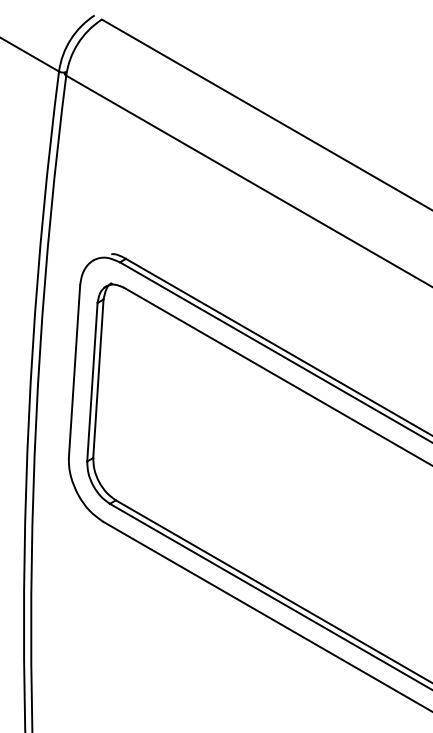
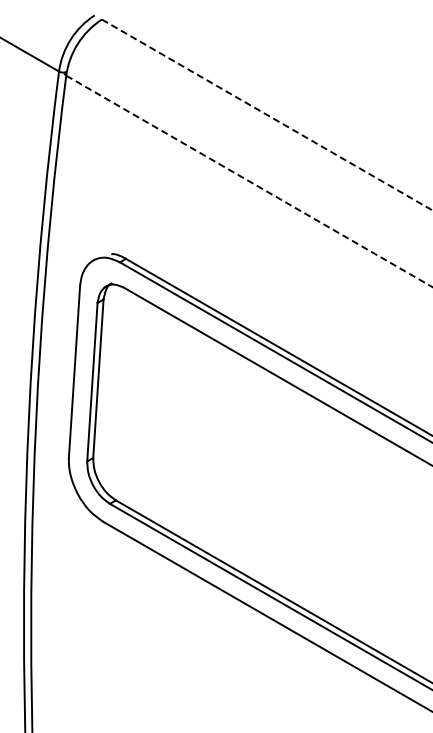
line: solid -> dashed (267, 115)
line: solid -> dashed (249, 181)
